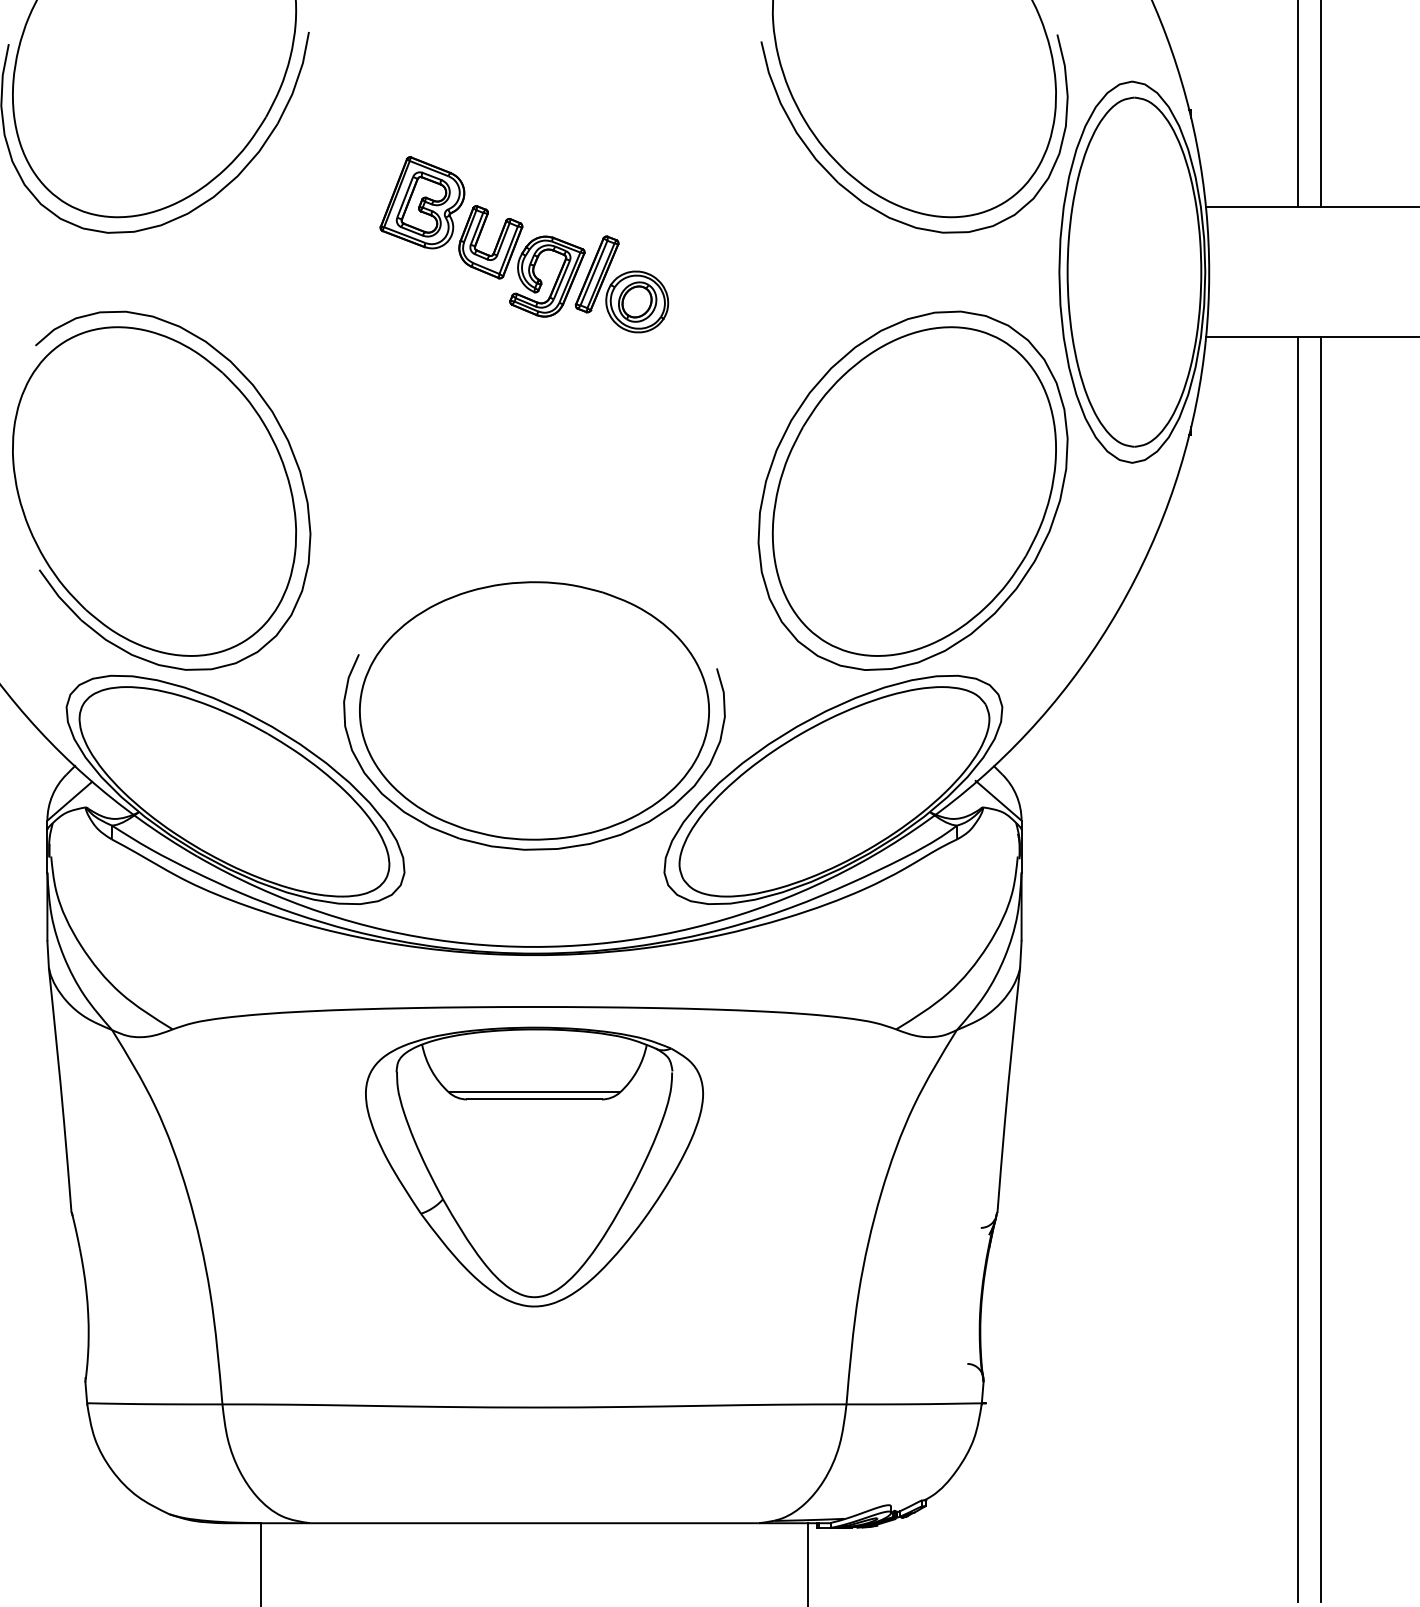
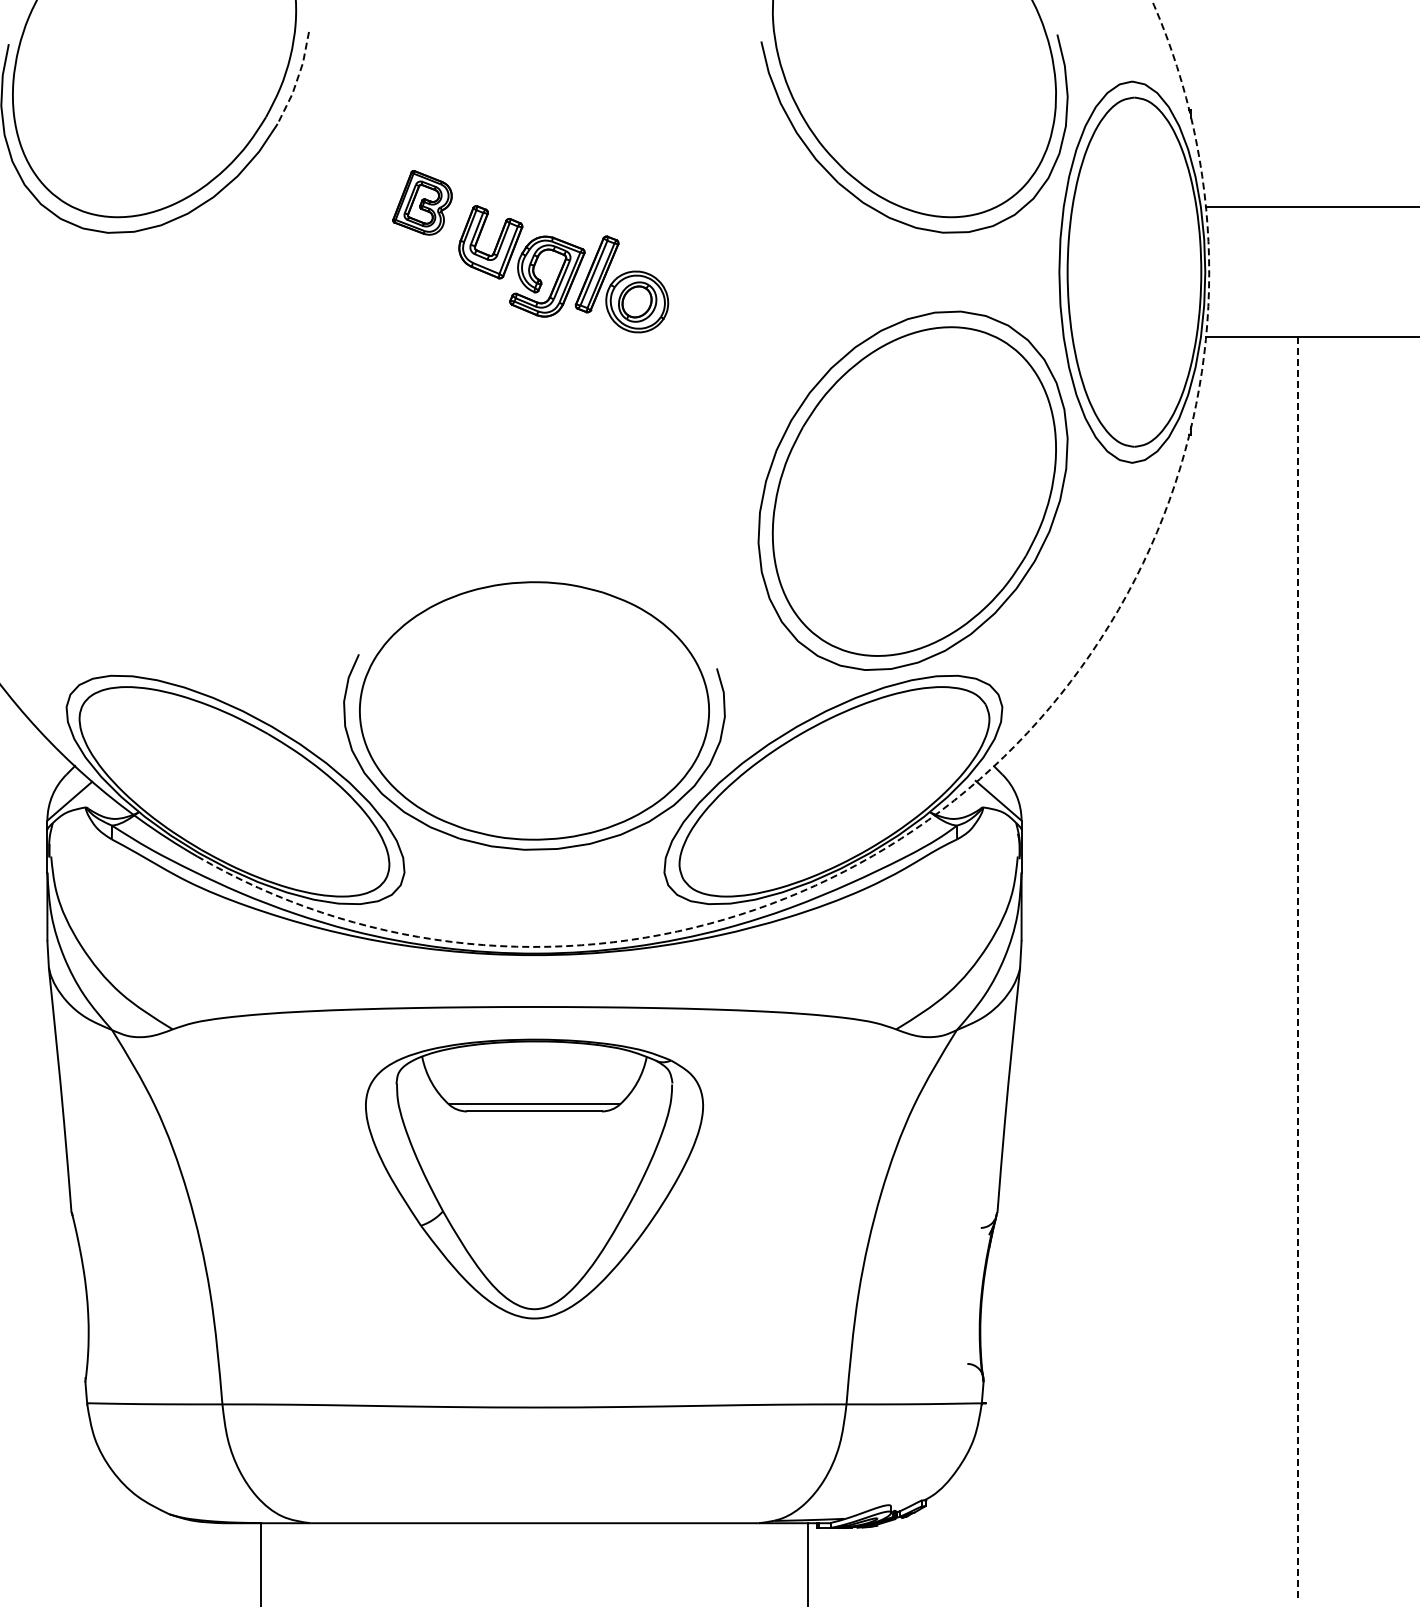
line: solid -> dashed (297, 80)
line: present -> none (1297, 104)
line: present -> none (1321, 104)
part size: 87x94 px -> 61x66 px (422, 202)
part: present -> none (161, 490)
arc: solid -> dashed (984, 775)
line: solid -> dashed (1297, 969)
line: present -> none (1321, 969)
part position: (534, 1166) -> (534, 1178) (534, 1178)
